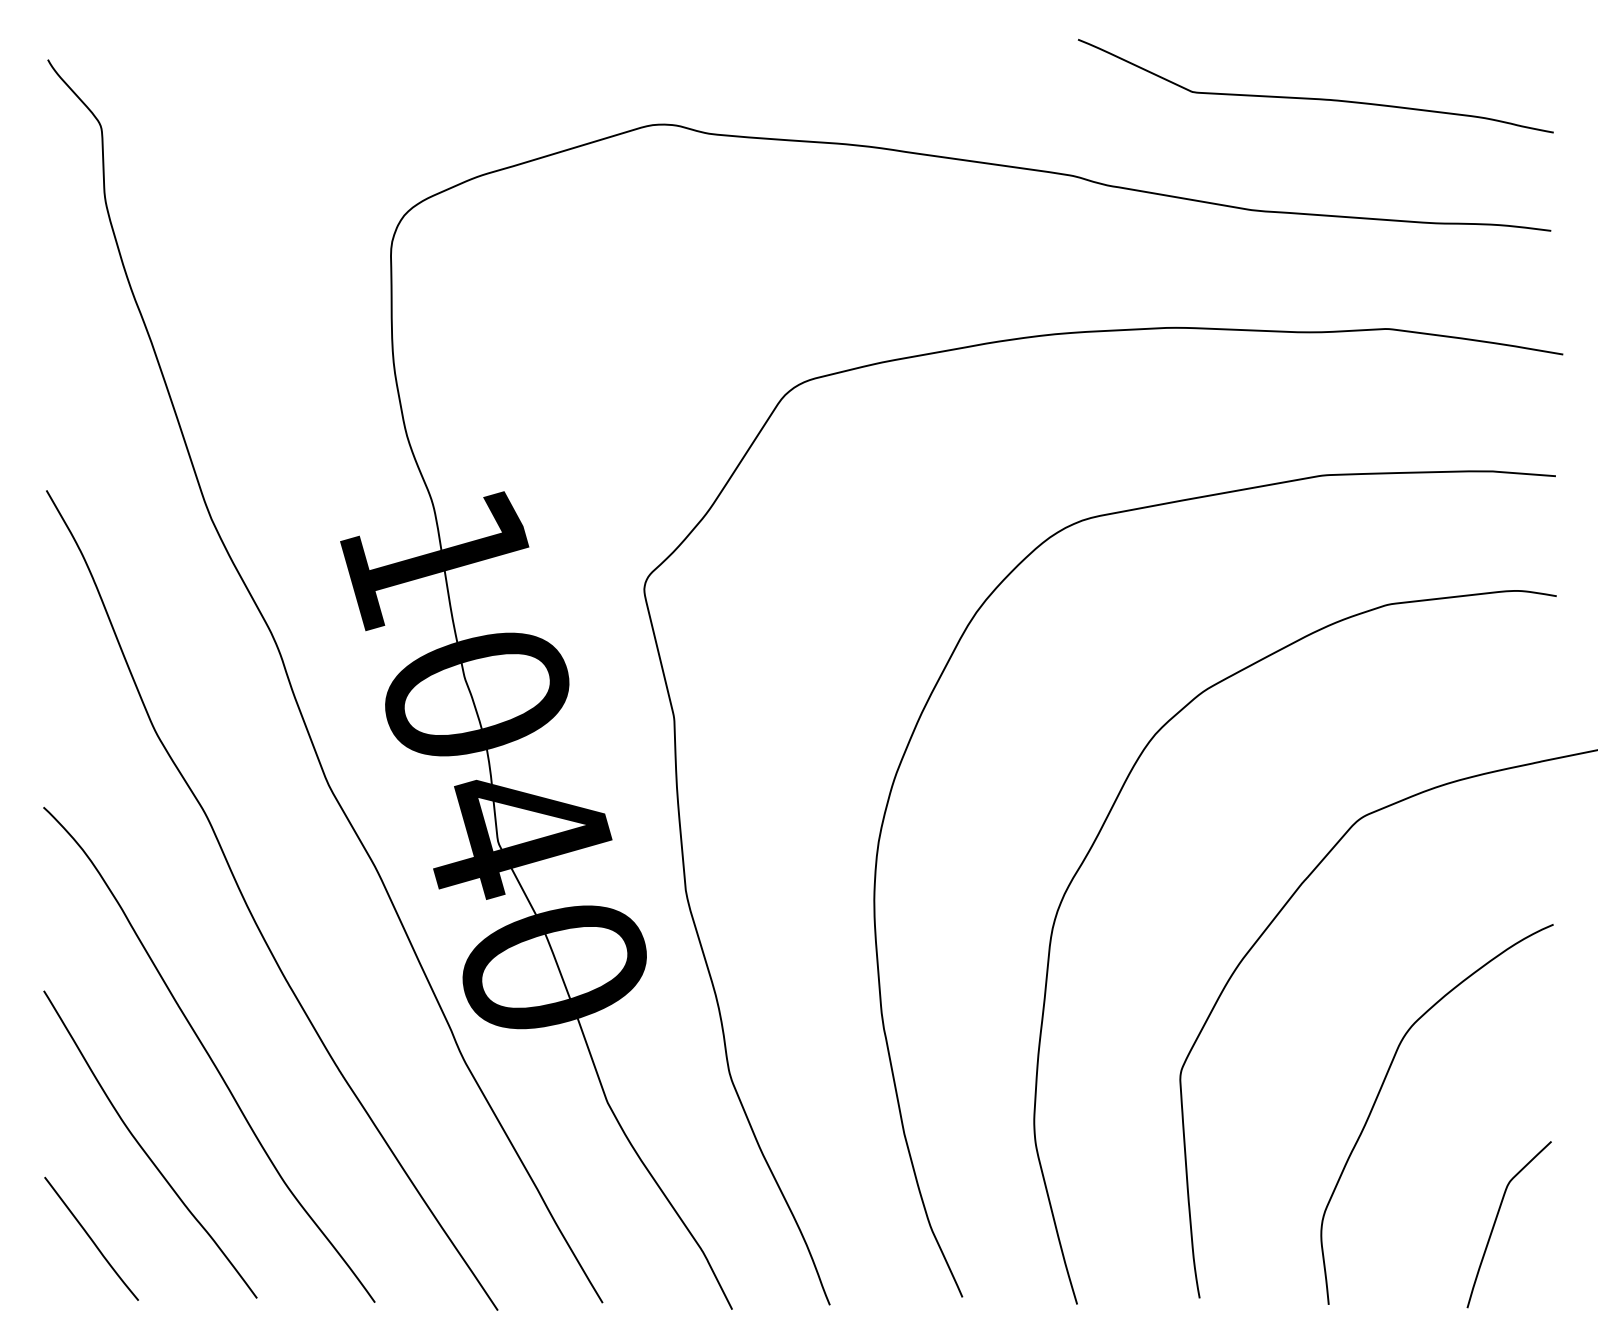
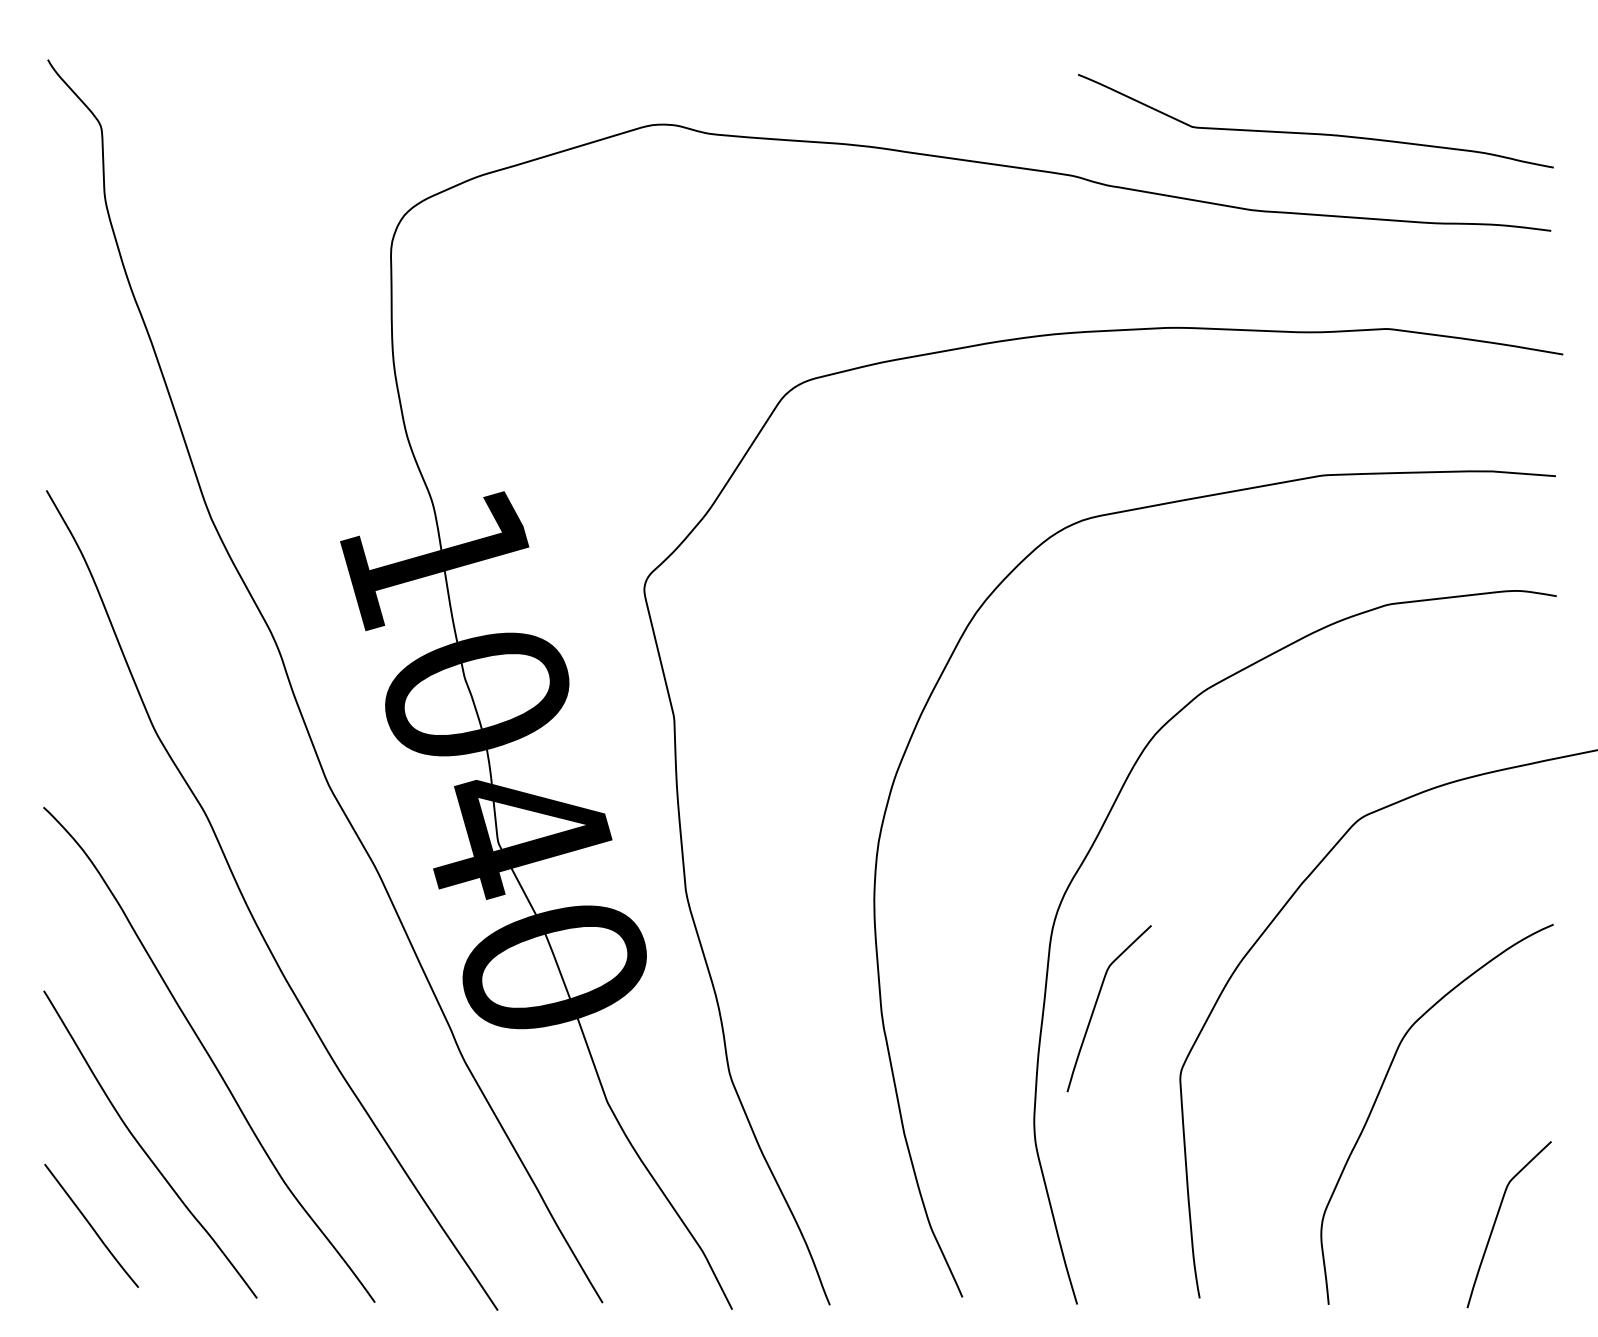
curve position: (1311, 97) -> (1311, 132) (1311, 132)
curve: none -> present (1096, 1005)
curve position: (91, 1238) -> (91, 1225) (91, 1225)
